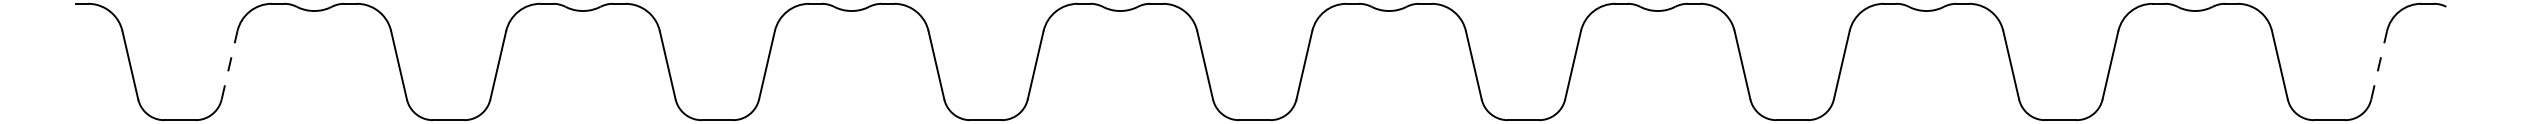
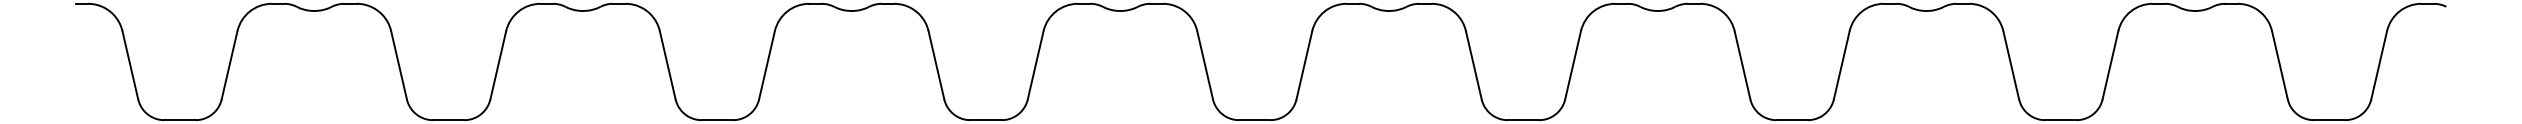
line: dashed -> solid (229, 64)
line: dashed -> solid (2379, 64)
